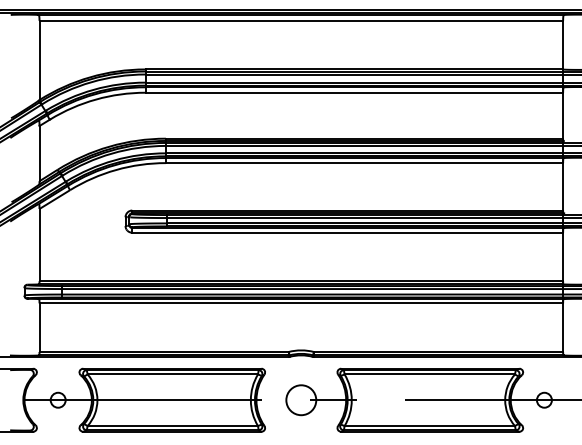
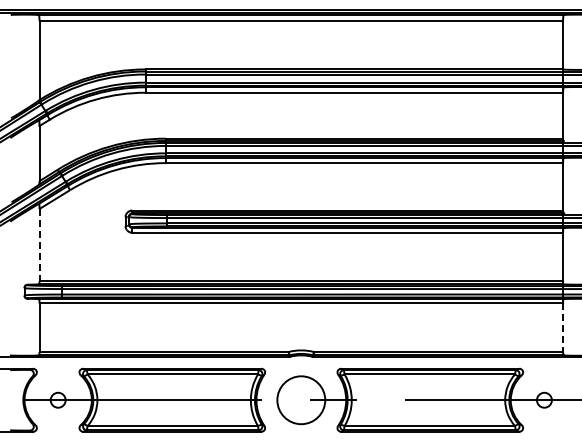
line: solid -> dashed (39, 245)
line: solid -> dashed (563, 328)
circle diameter: 30 px -> 48 px (301, 400)
